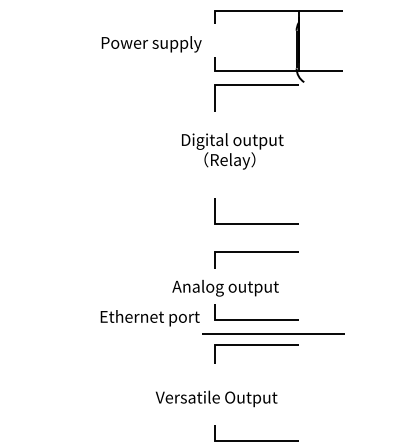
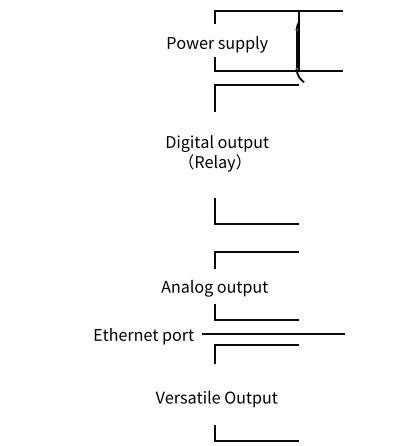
text position: (151, 44) -> (217, 44) (217, 44)
text position: (232, 151) -> (217, 153) (217, 153)
text position: (225, 288) -> (214, 288) (214, 288)
text position: (149, 318) -> (143, 336) (143, 336)
